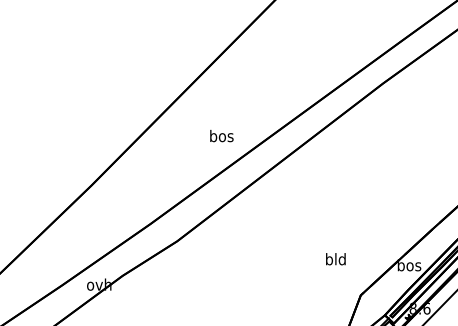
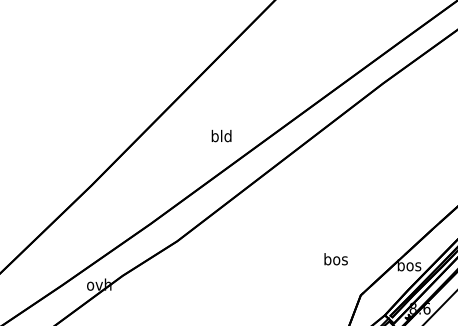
text: bos -> bld (221, 135)
text: bld -> bos (335, 259)
